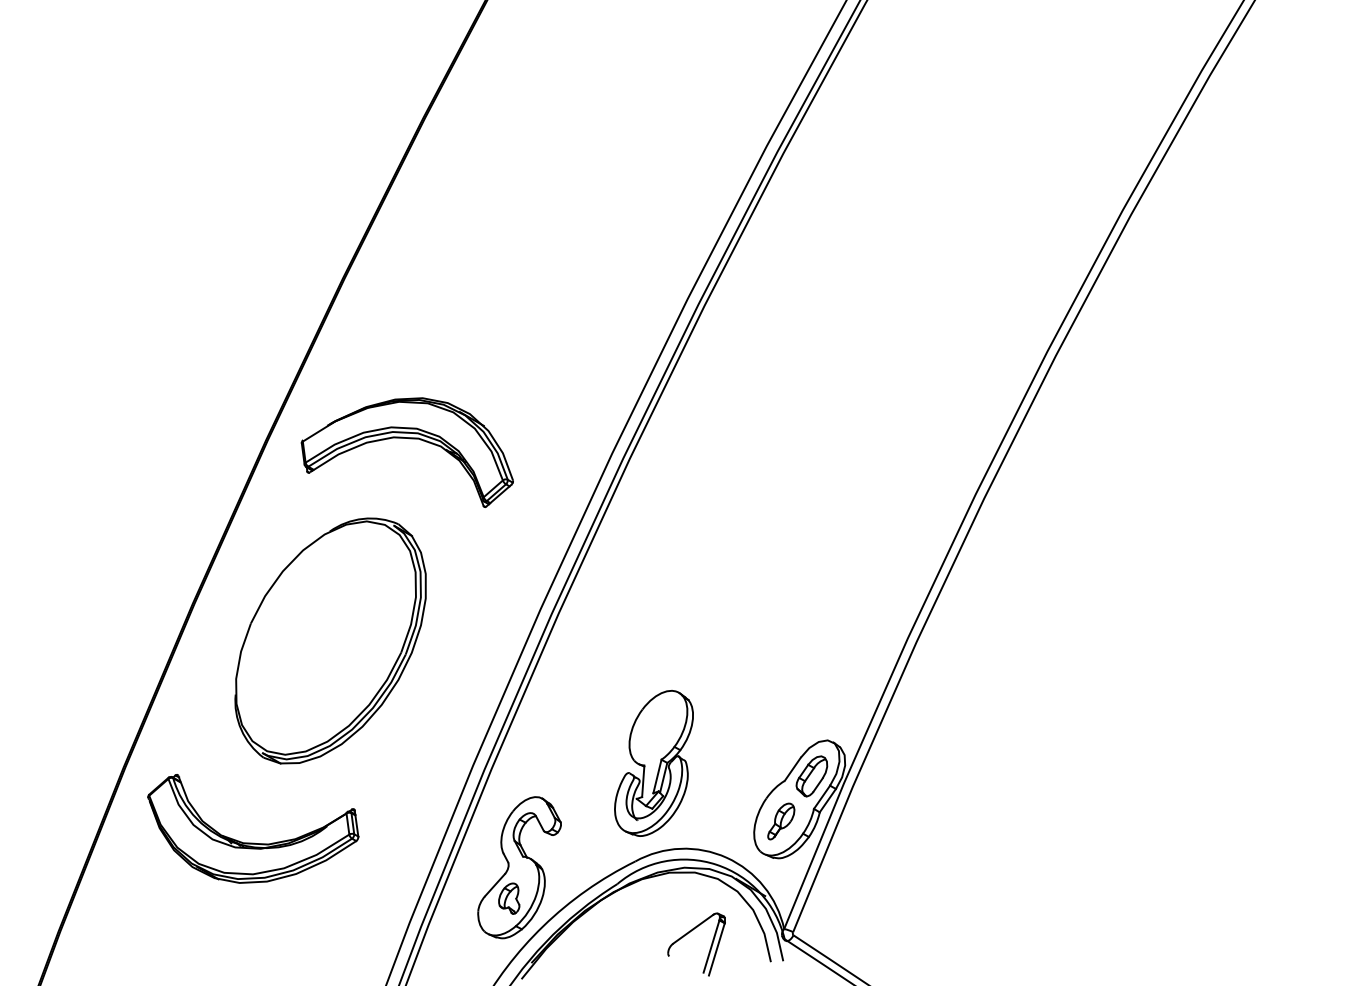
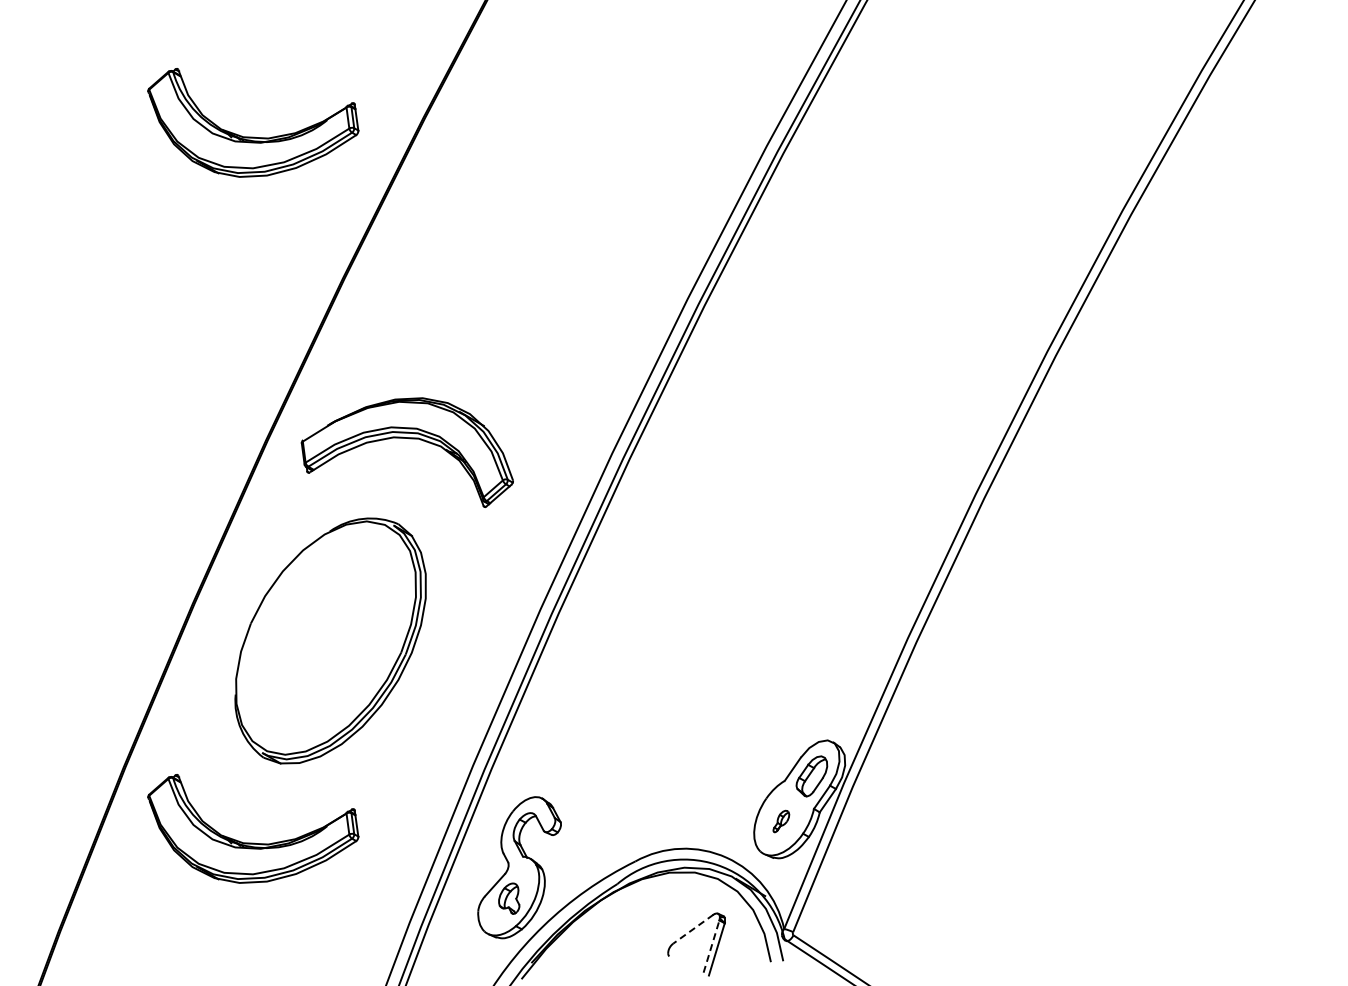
part: none -> present (253, 136)
part: present -> none (653, 763)
part size: 29x39 px -> 19x25 px (781, 821)
line: solid -> dashed (693, 929)
line: solid -> dashed (711, 946)
